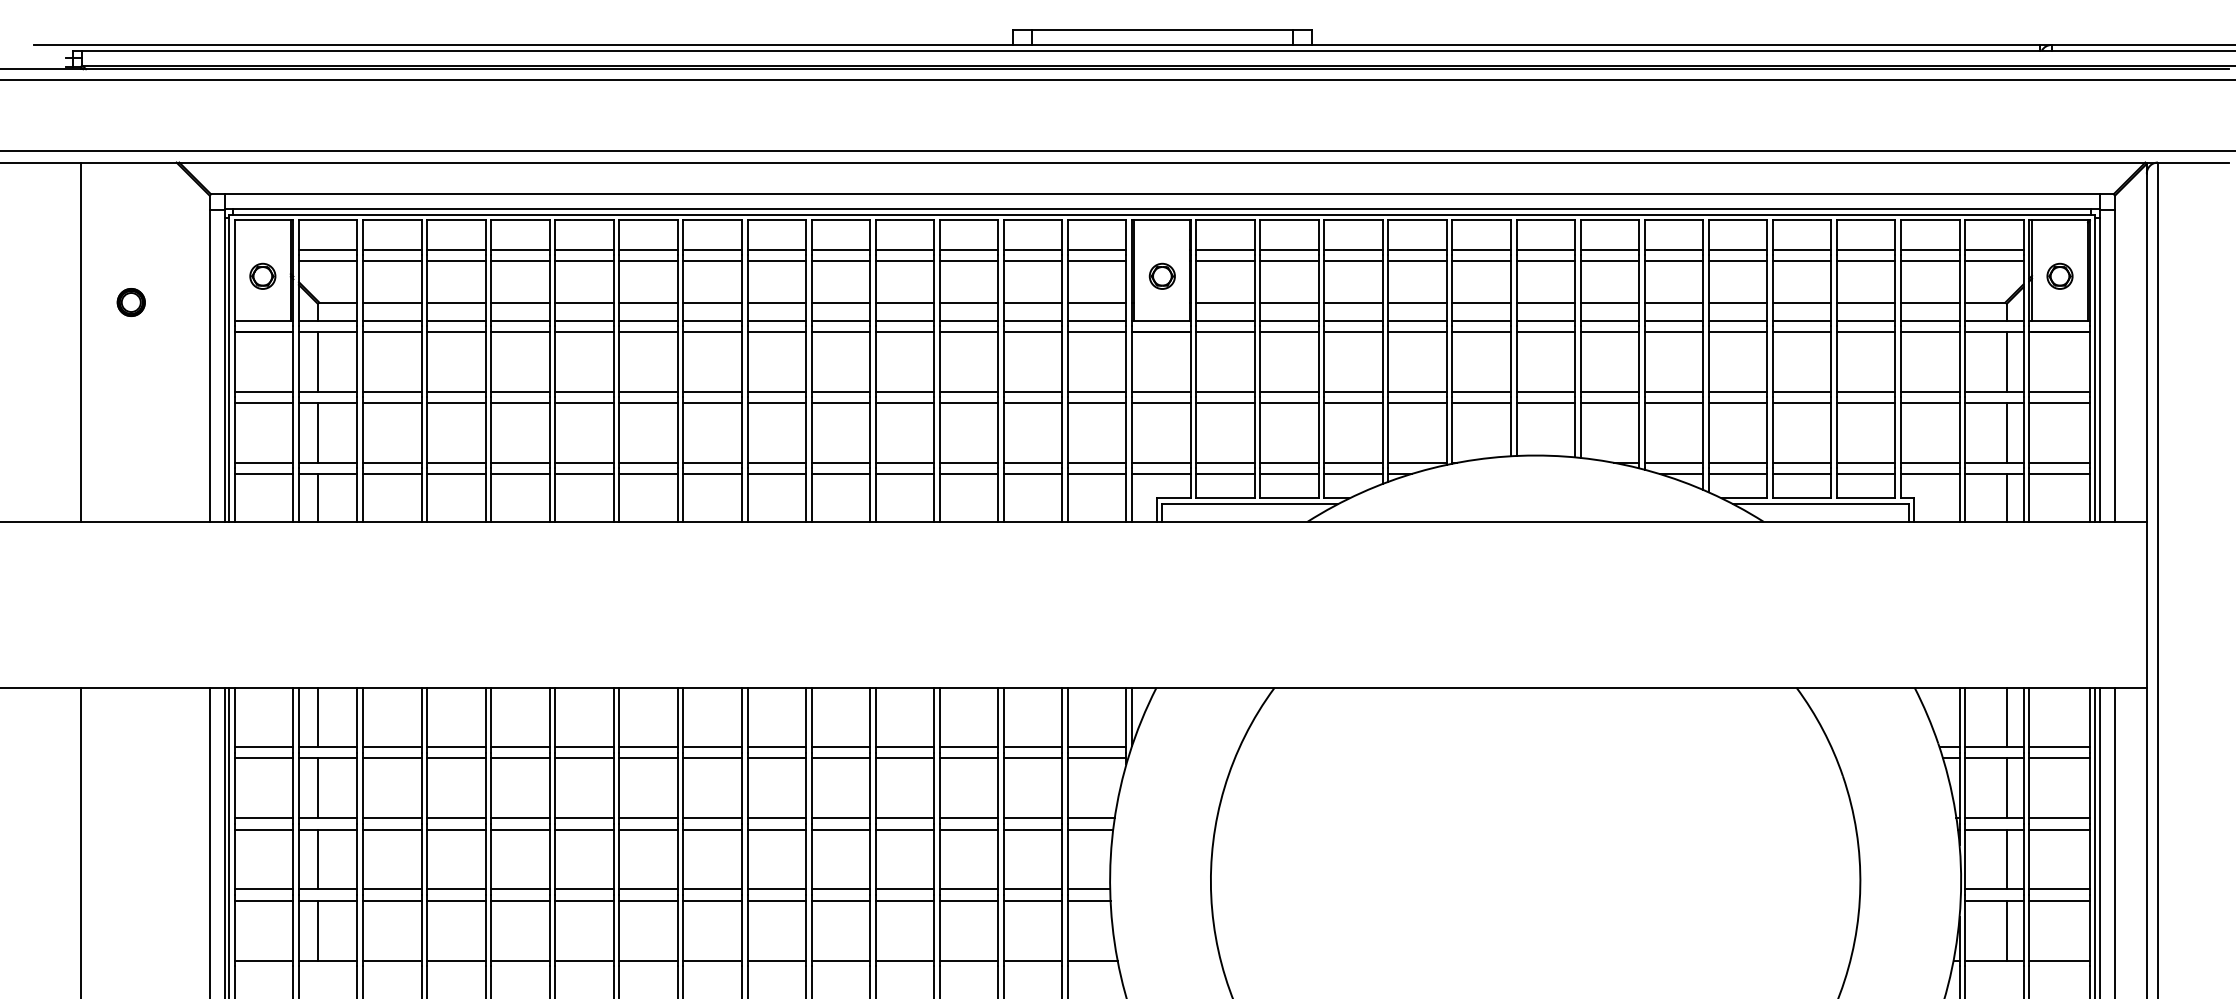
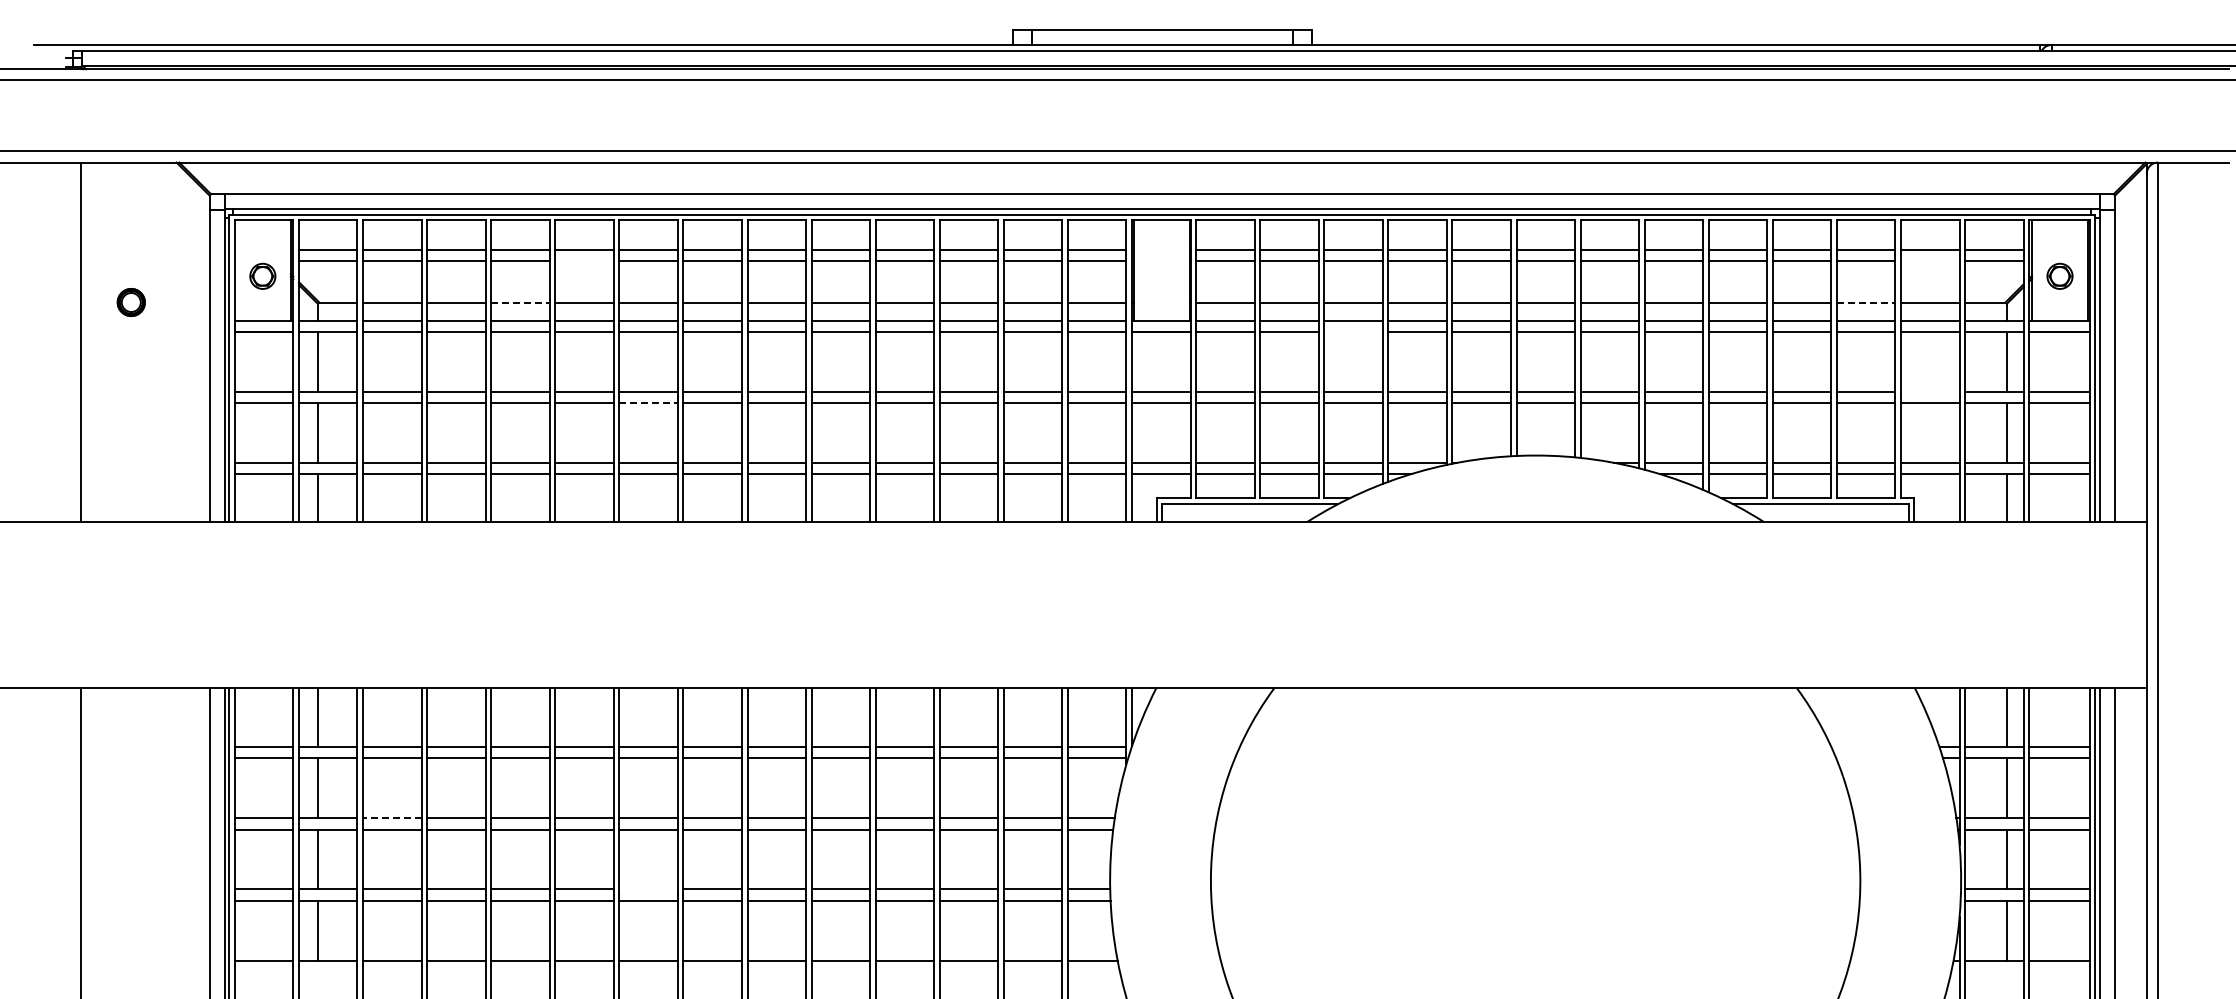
line: present -> none (584, 260)
line: present -> none (1930, 260)
part: present -> none (1161, 275)
line: solid -> dashed (520, 302)
line: solid -> dashed (1866, 302)
line: present -> none (1353, 331)
line: present -> none (1930, 391)
line: solid -> dashed (649, 402)
line: solid -> dashed (391, 818)
line: present -> none (648, 889)
